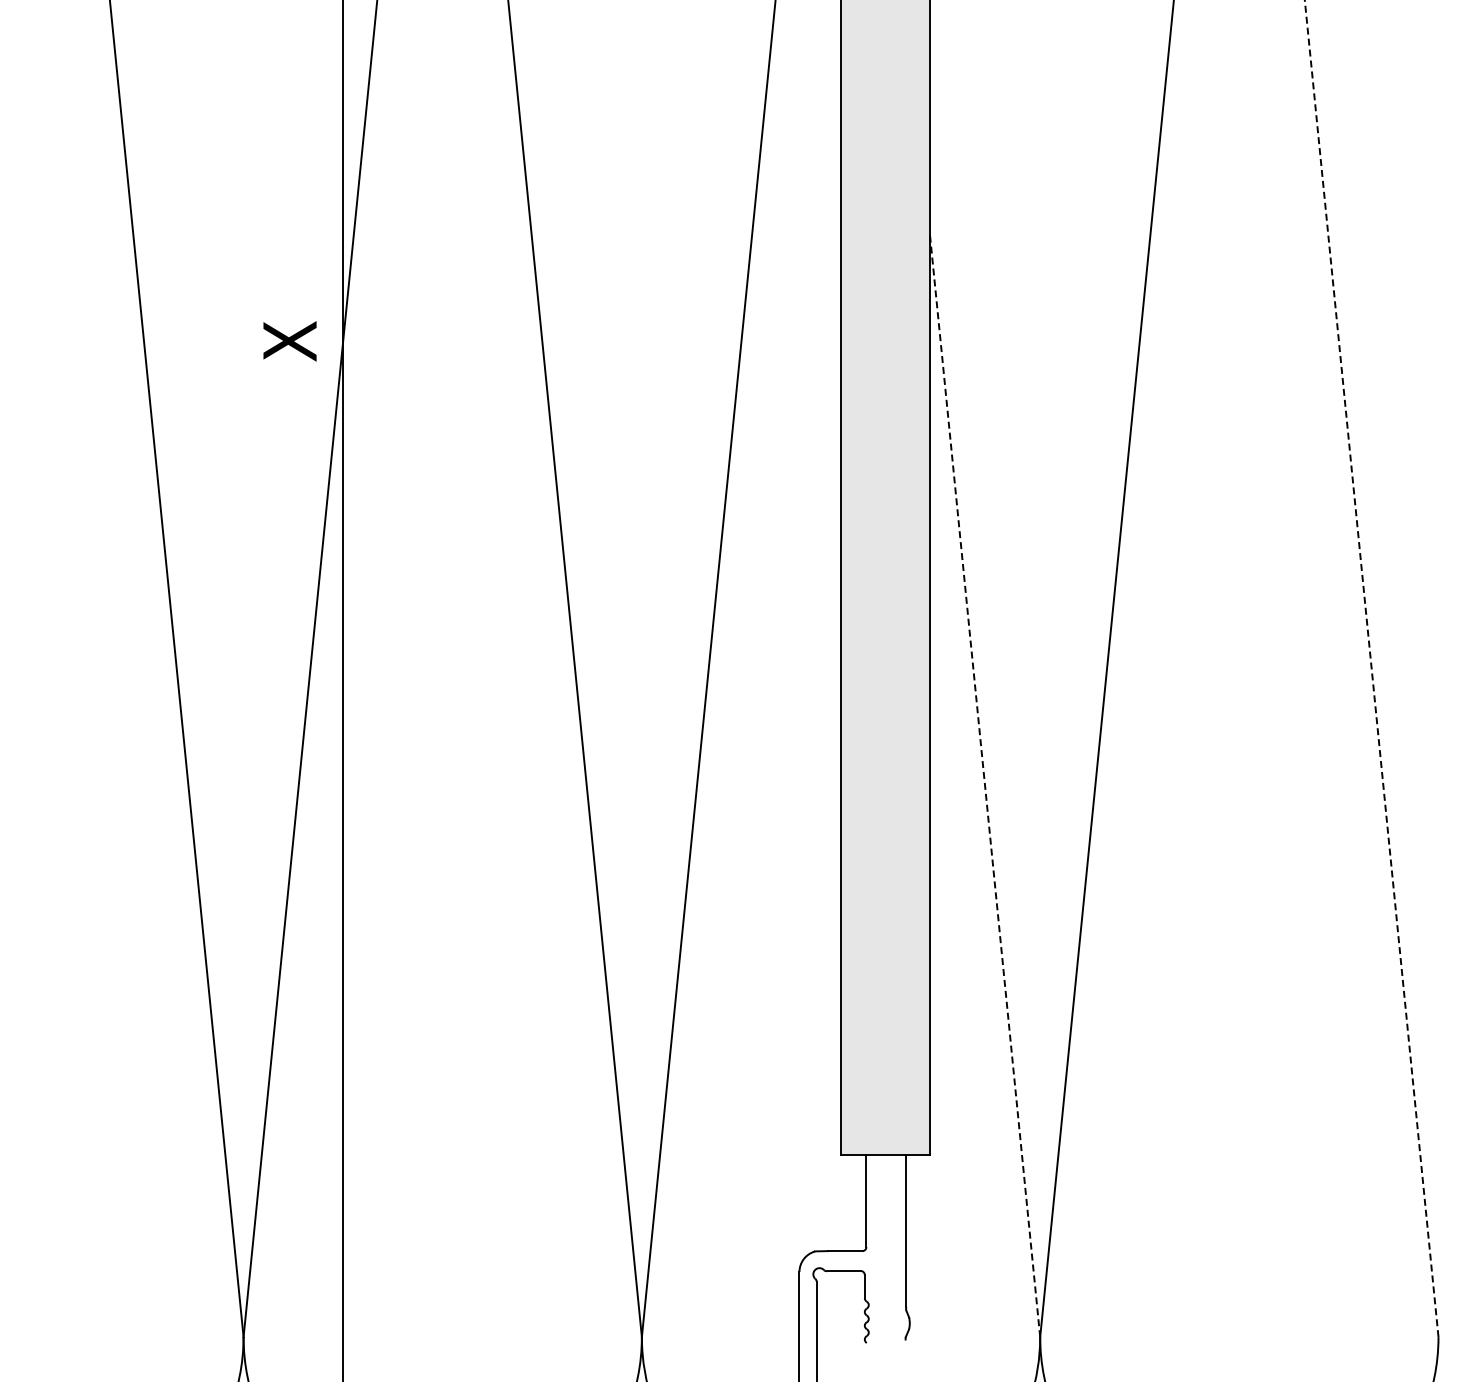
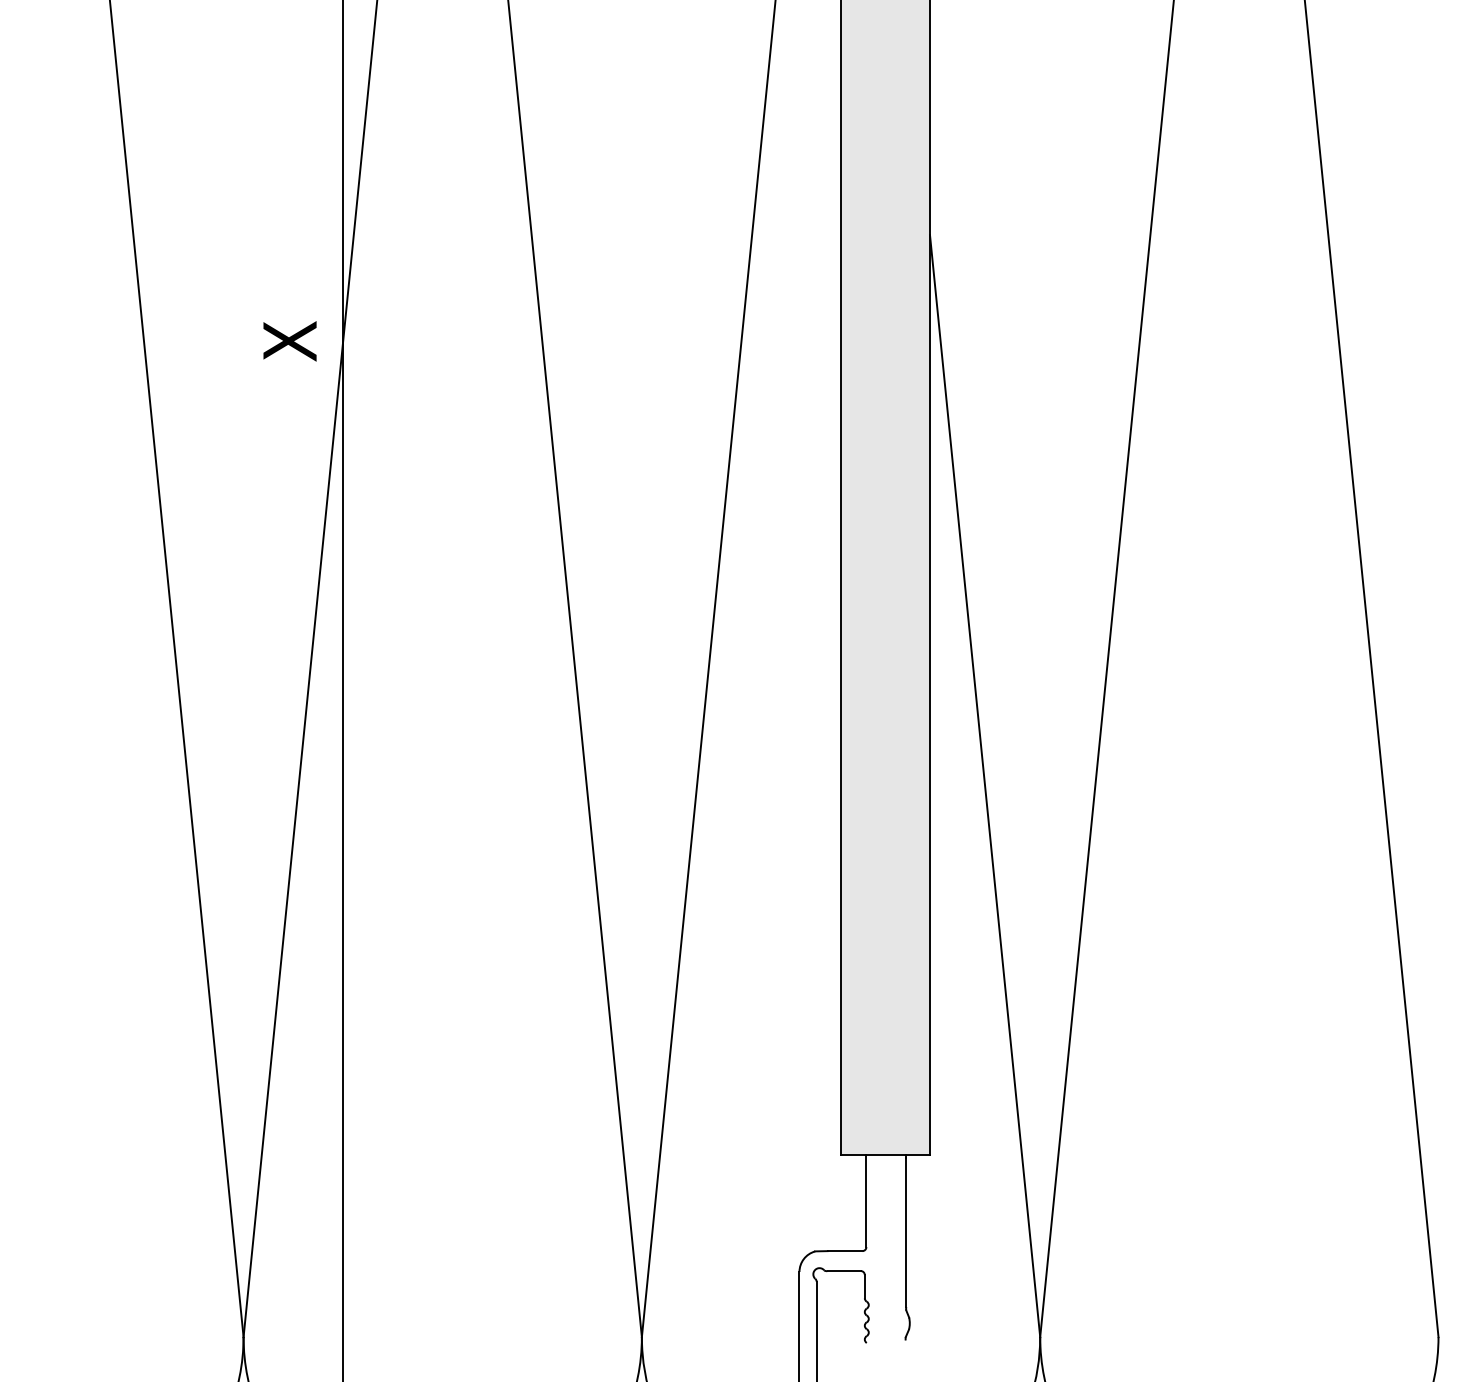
line: dashed -> solid (1371, 668)
line: dashed -> solid (985, 786)
